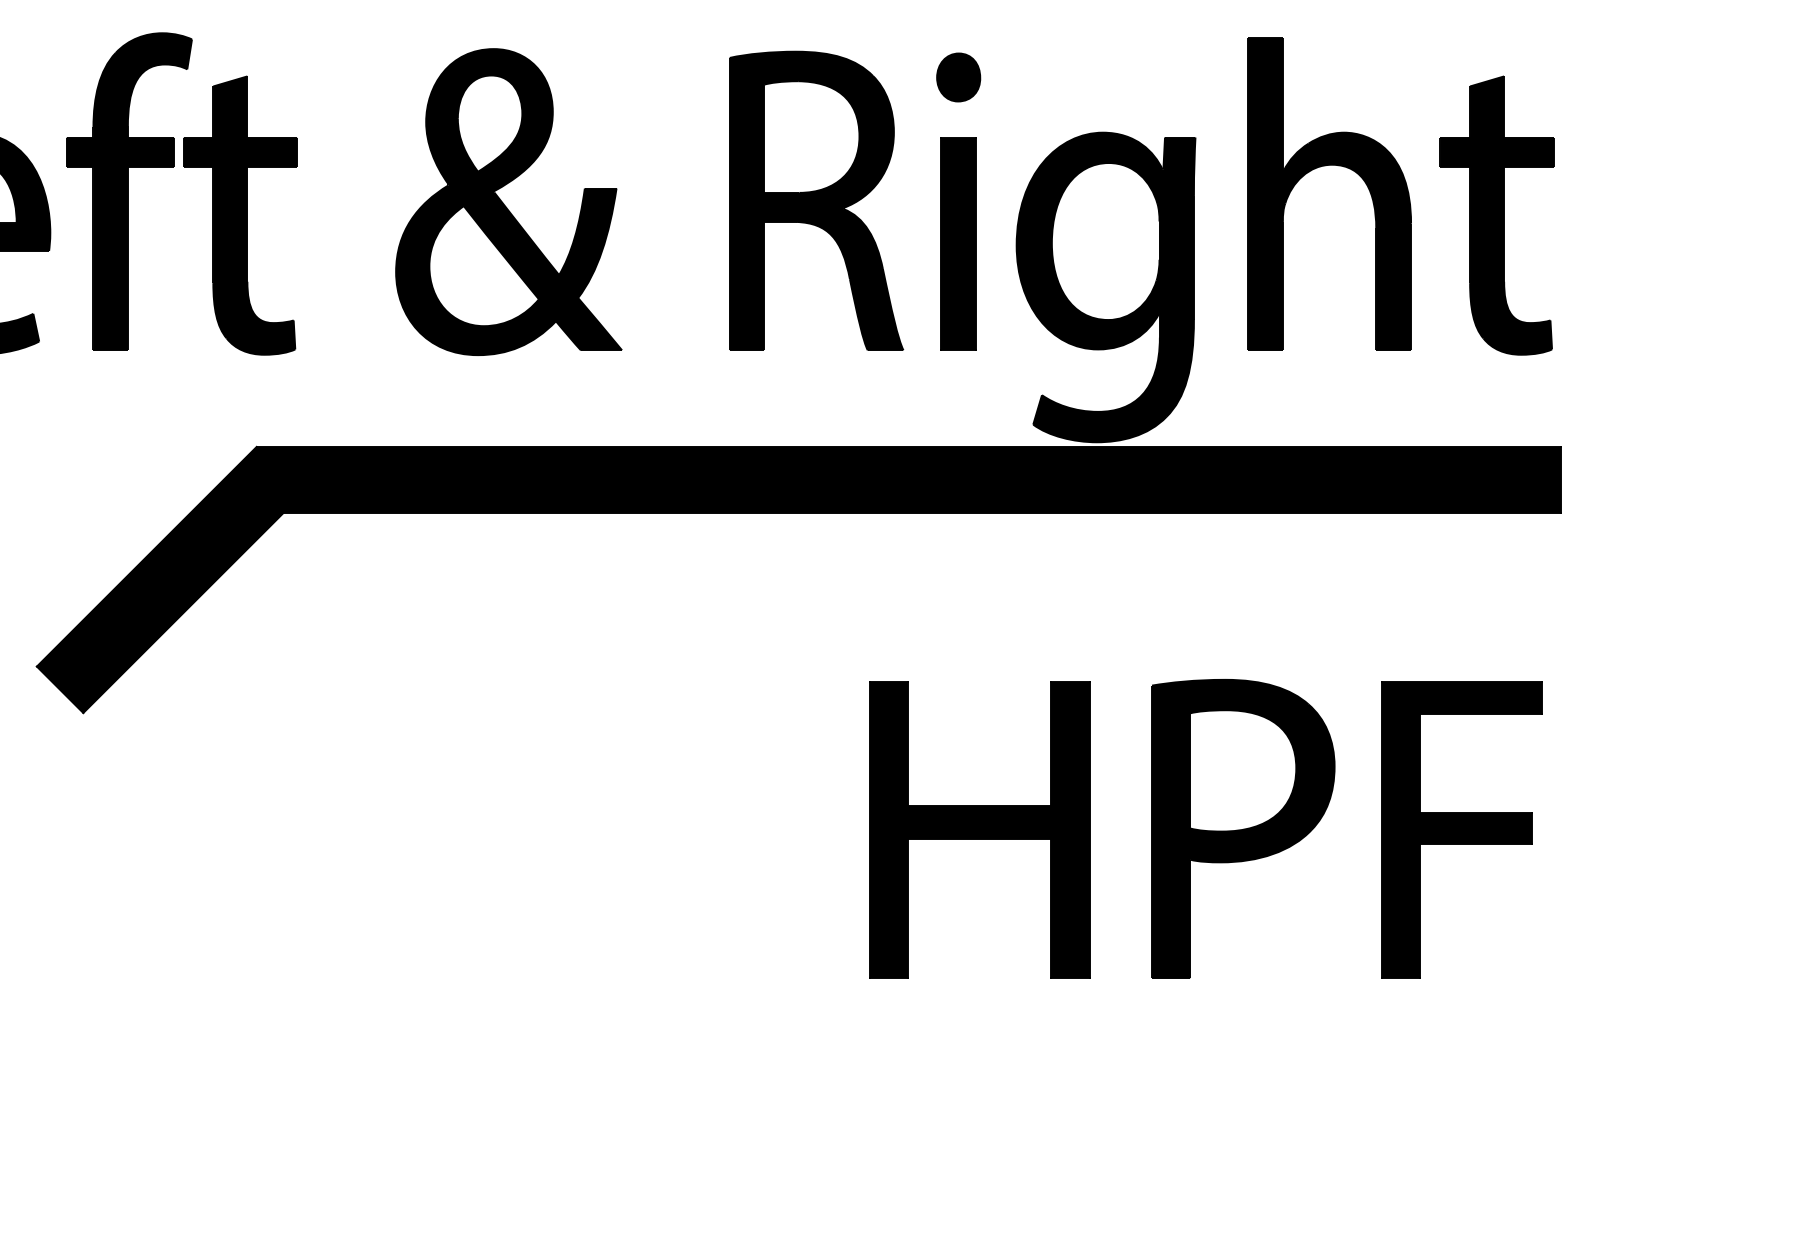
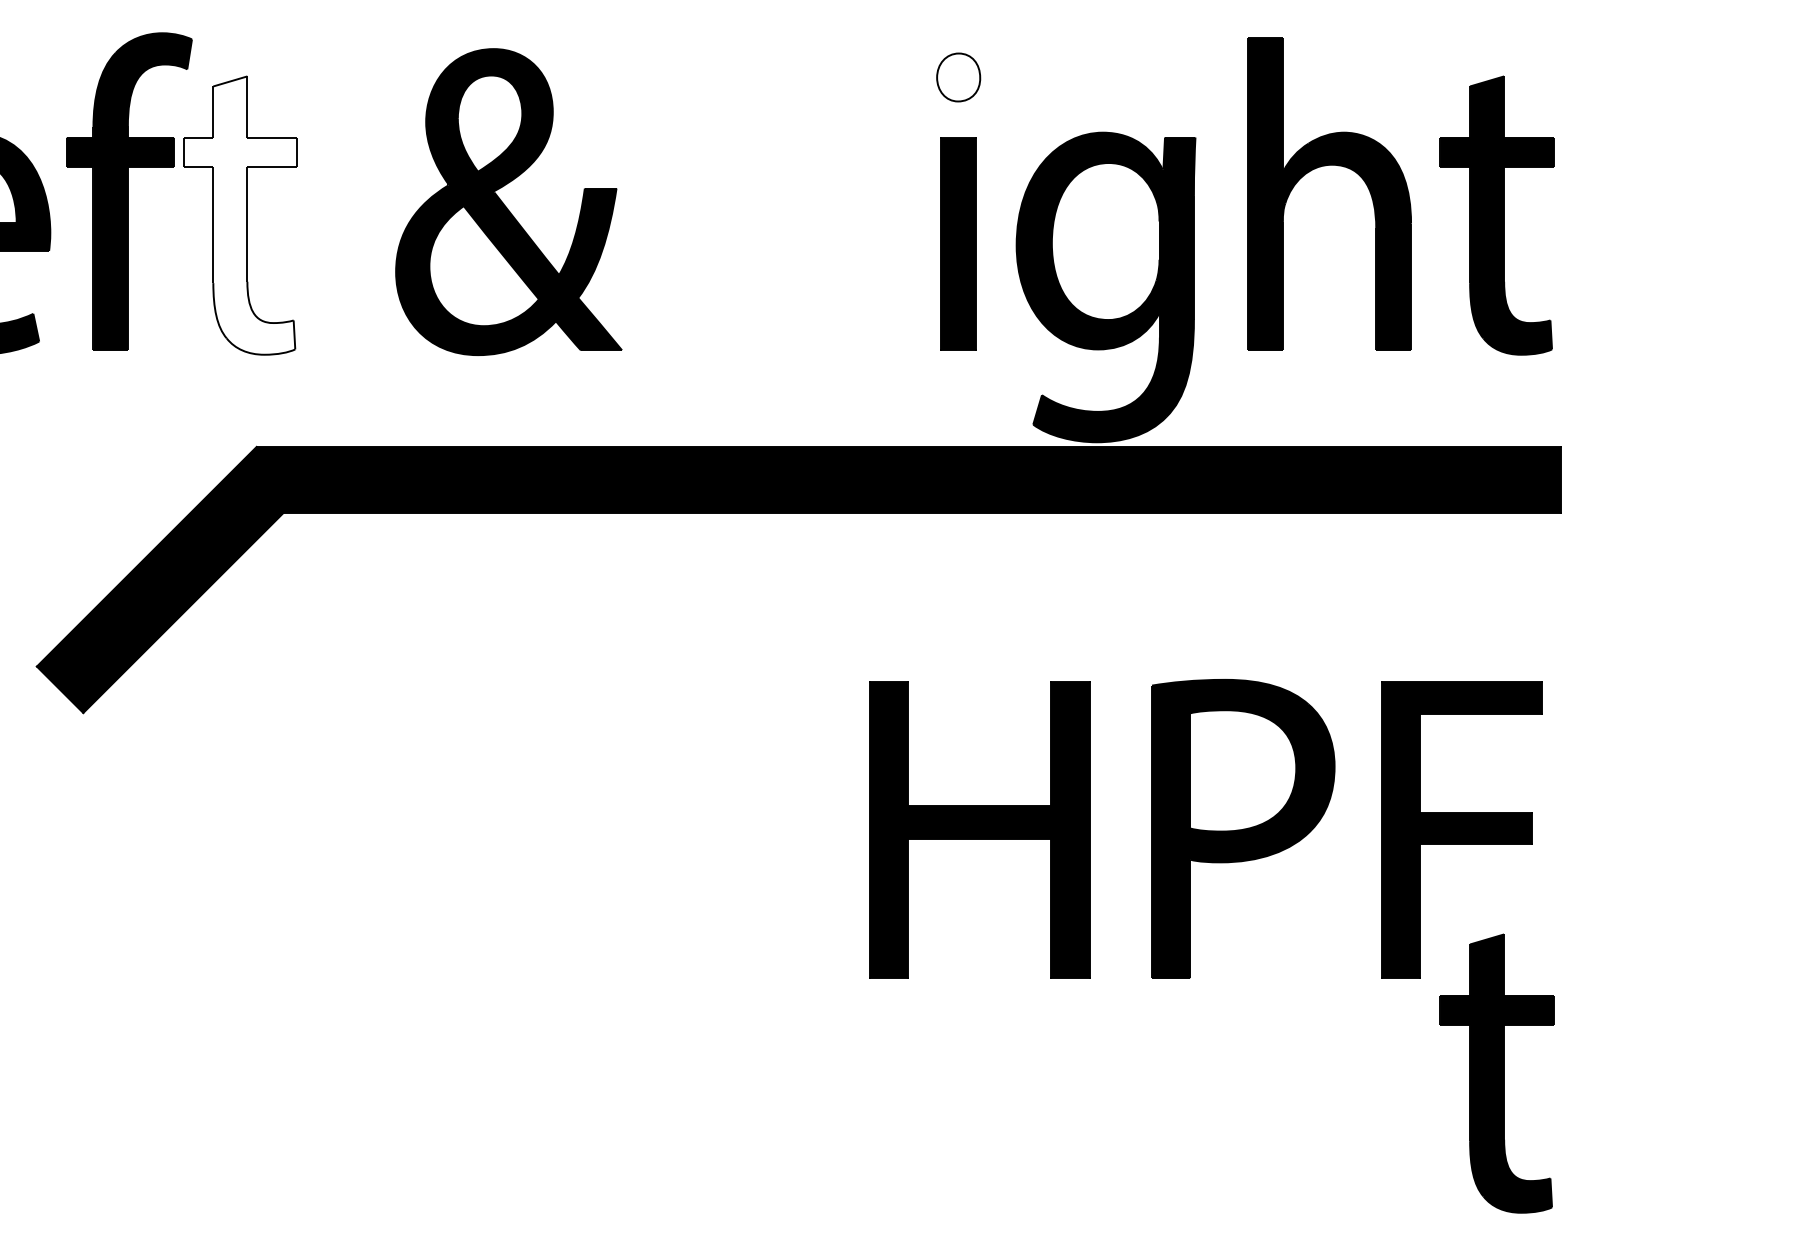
fill: present -> none (958, 77)
part: present -> none (816, 200)
fill: present -> none (240, 215)
part: none -> present (1496, 1073)
